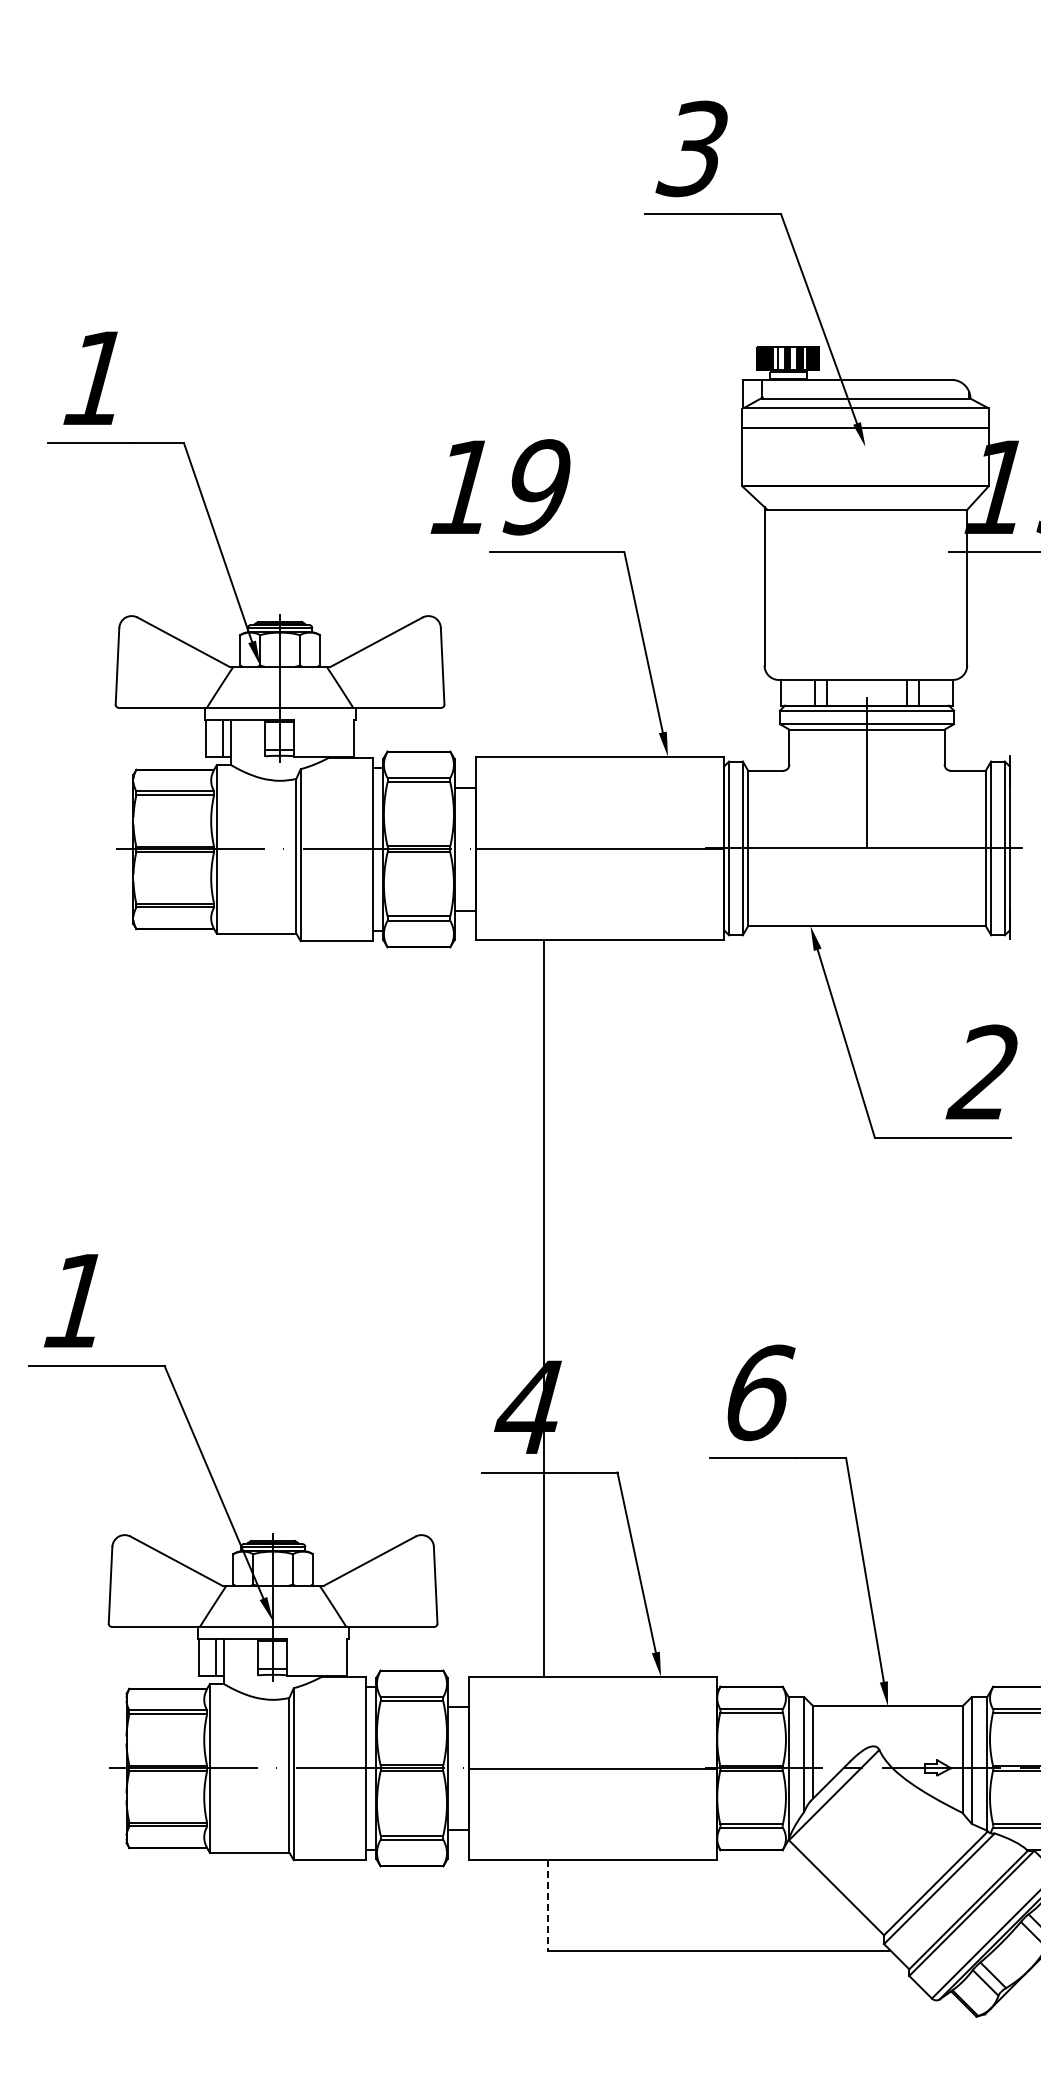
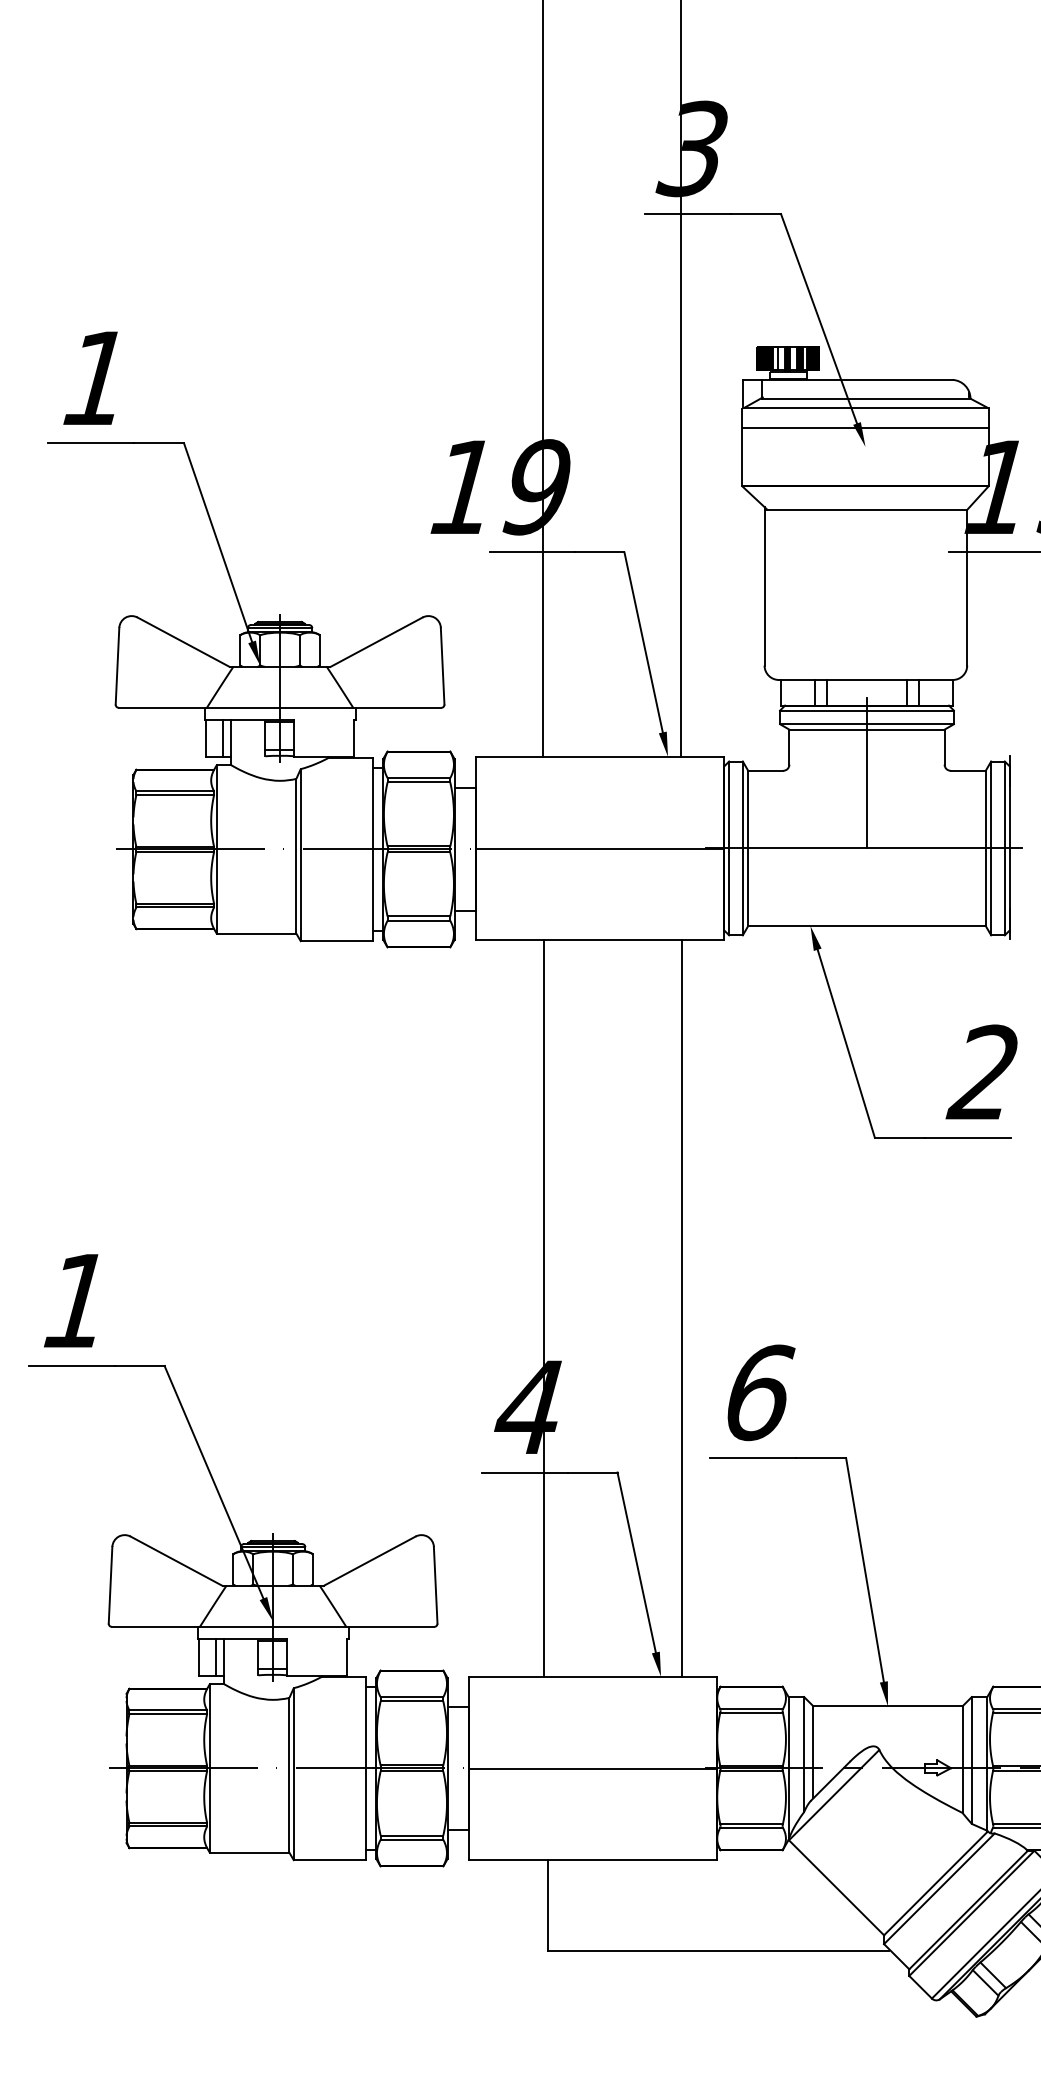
line: none -> present (543, 379)
line: none -> present (680, 379)
line: none -> present (681, 1308)
line: dashed -> solid (547, 1905)
